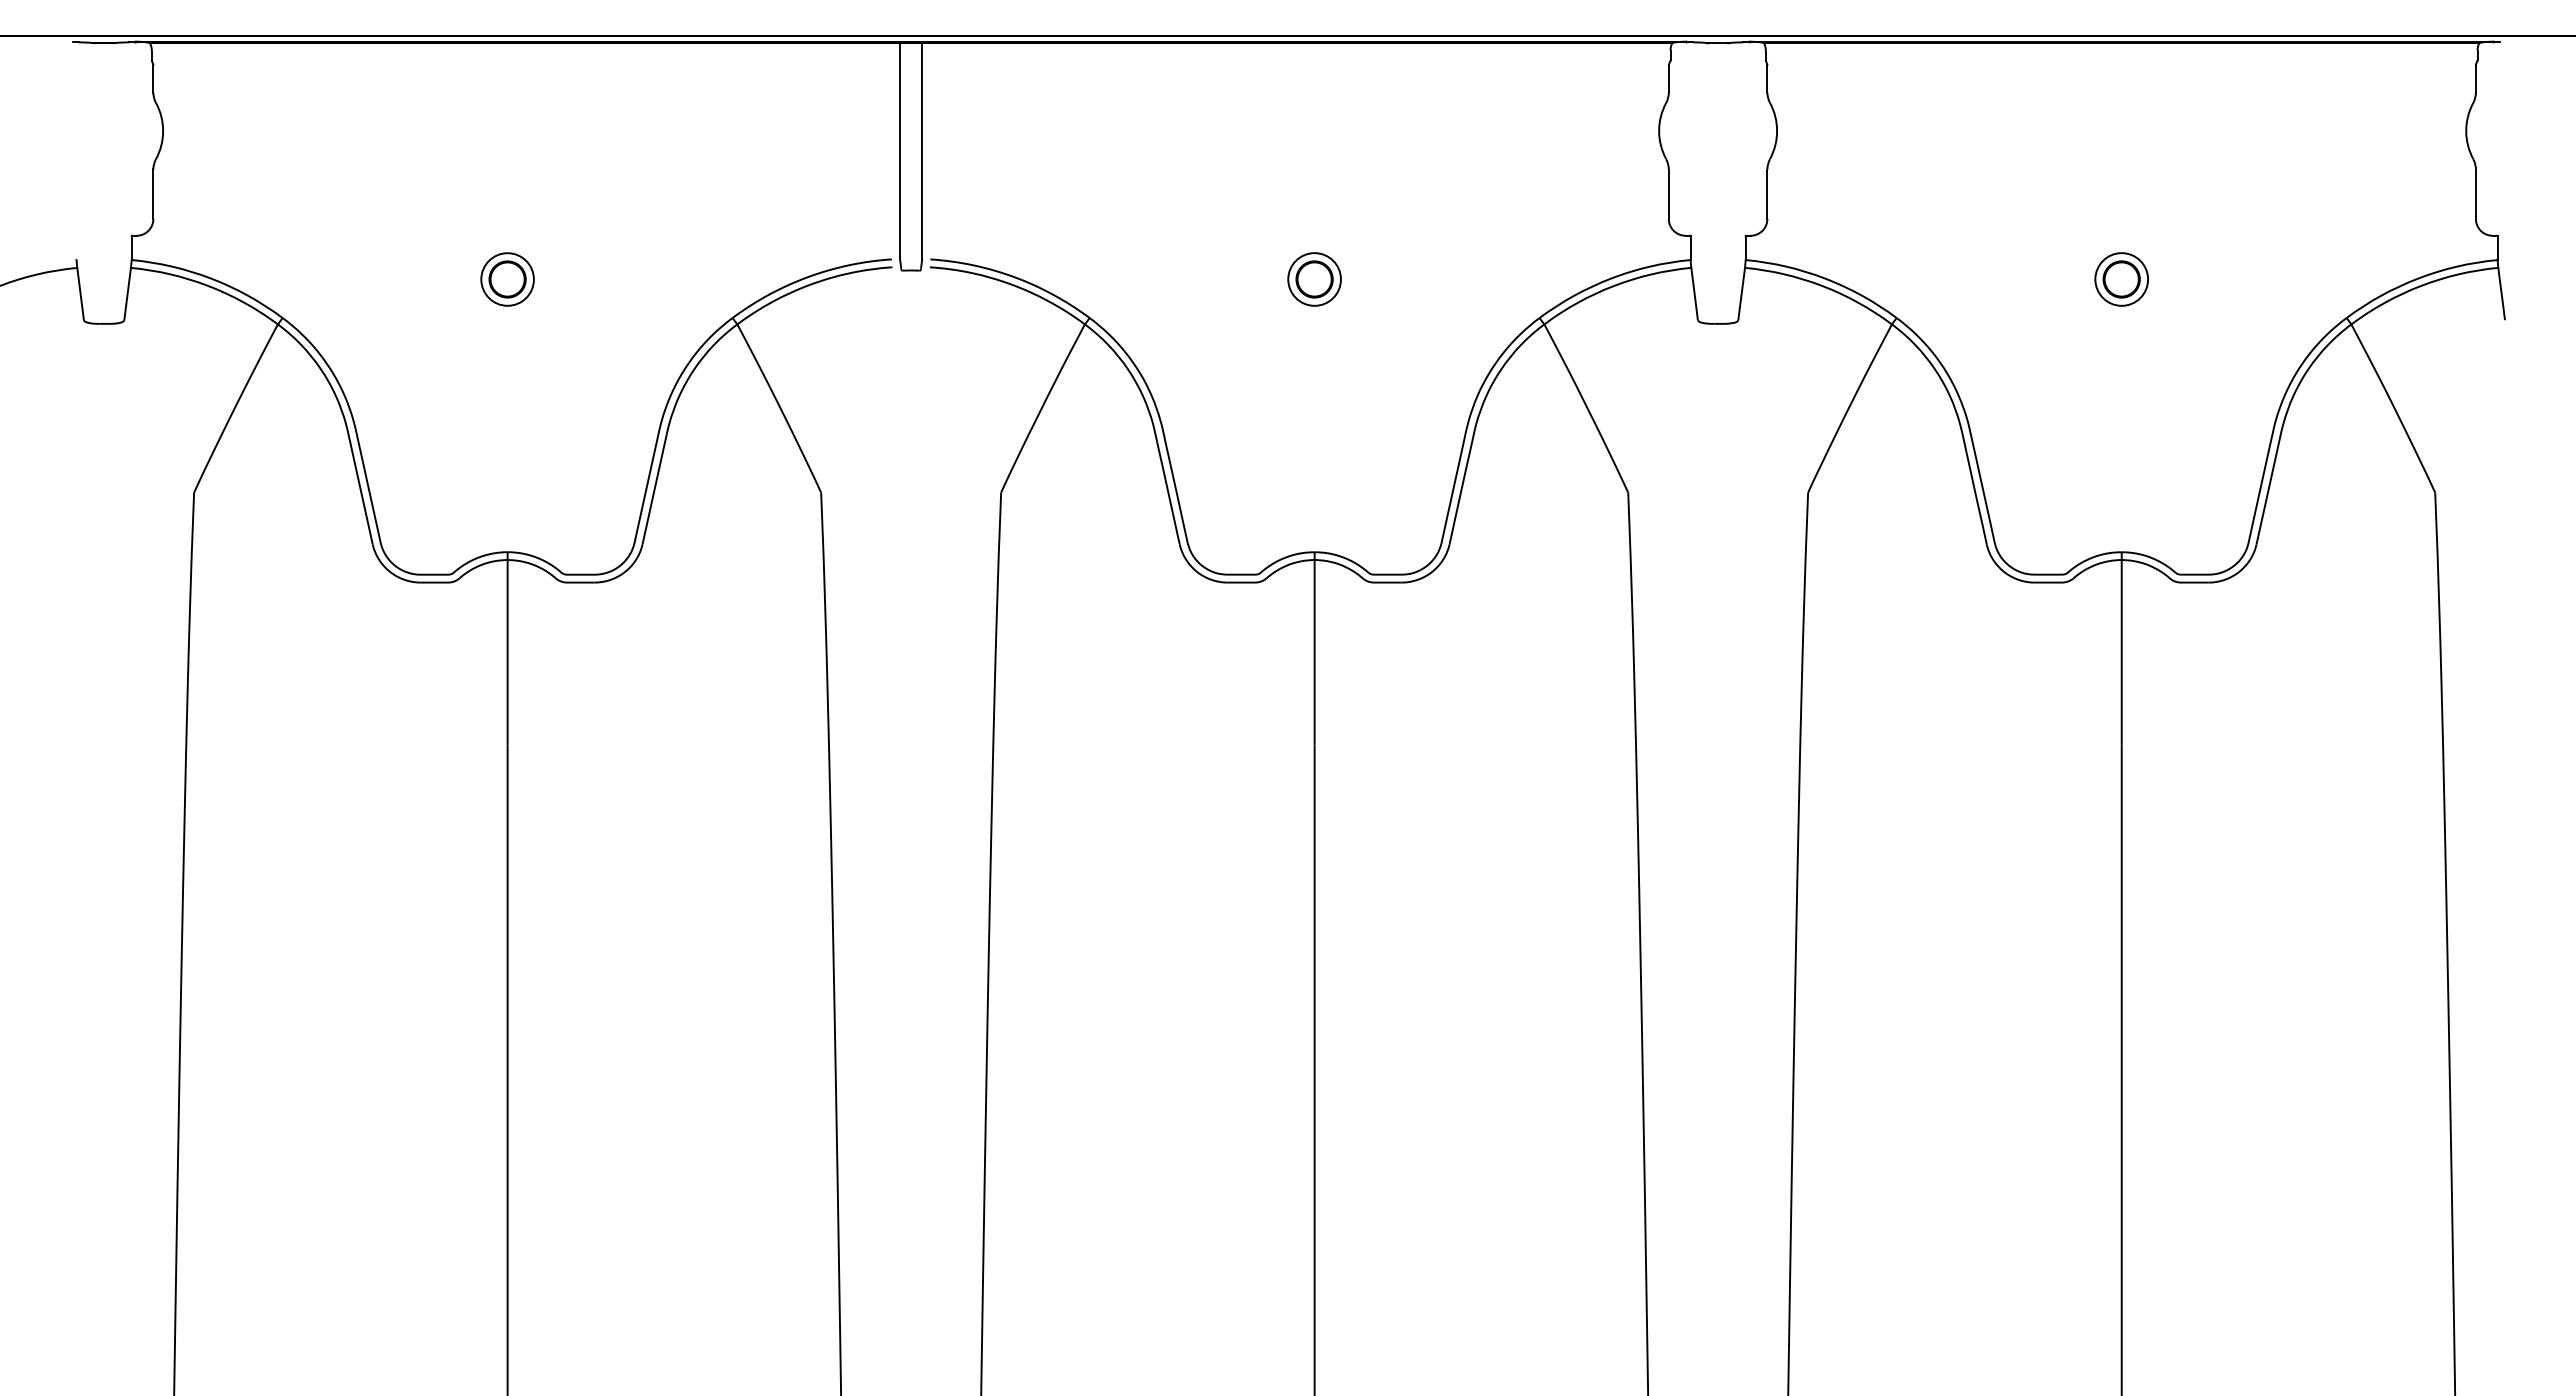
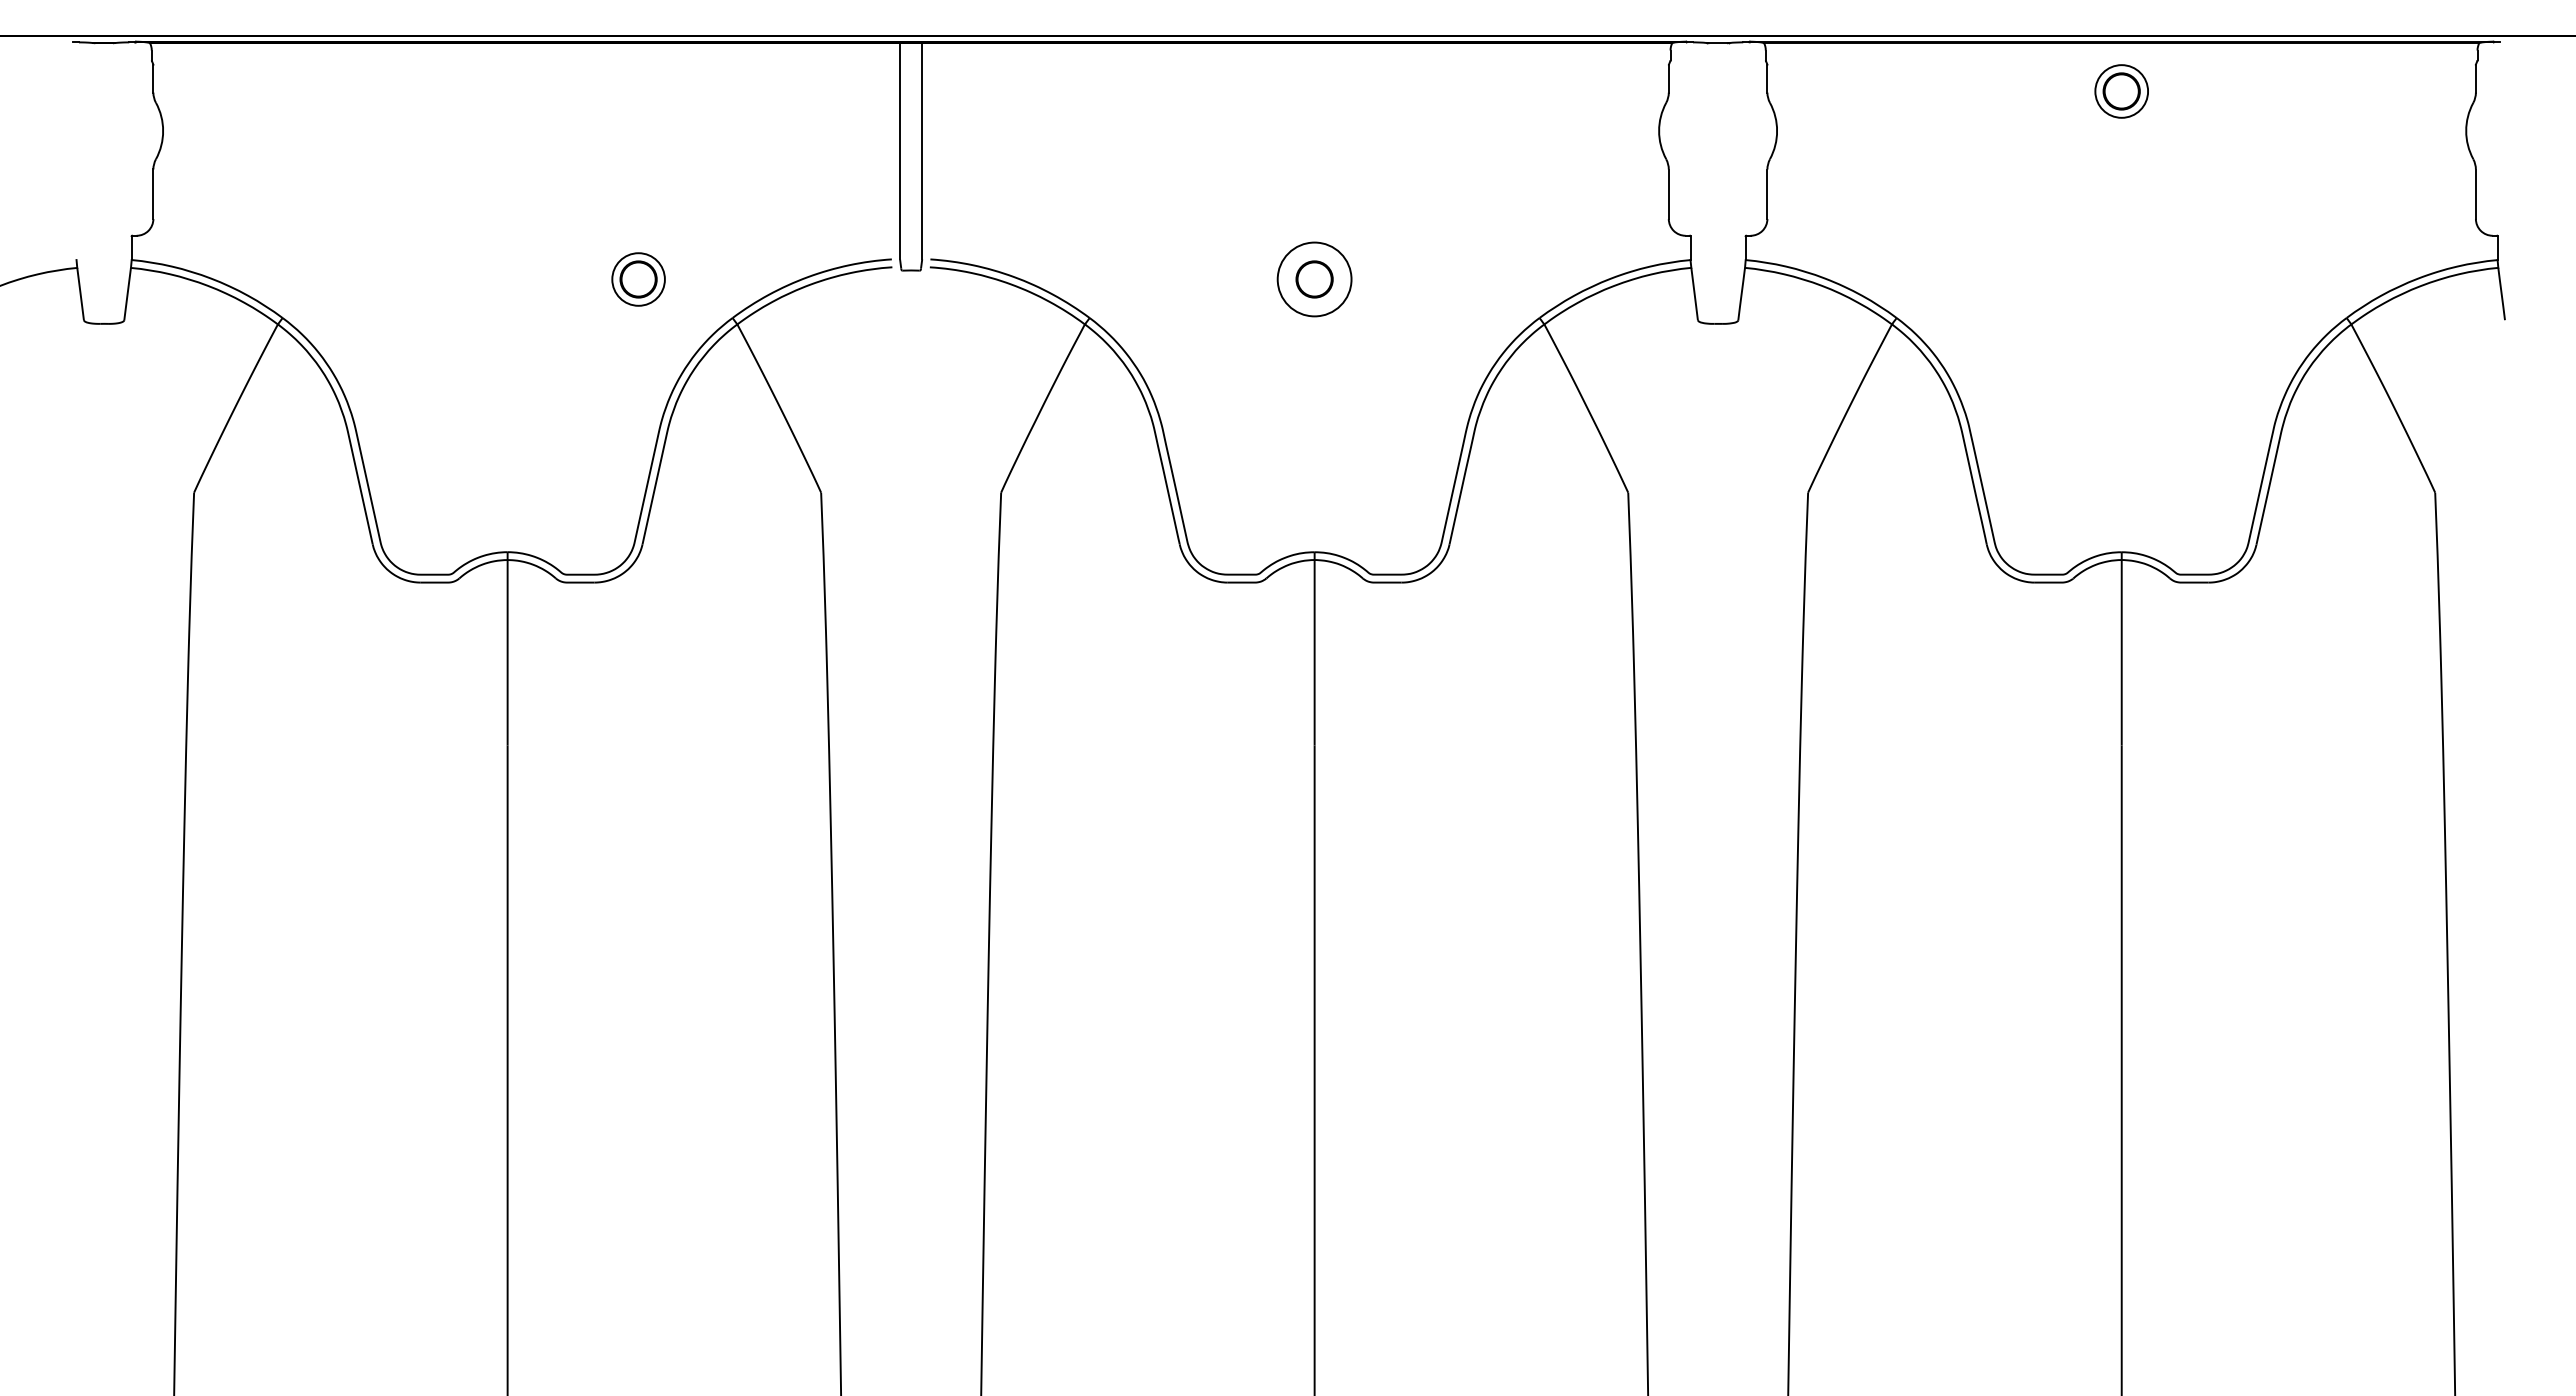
part position: (507, 279) -> (638, 279) (638, 279)
circle diameter: 53 px -> 74 px (1314, 279)
part position: (2121, 279) -> (2121, 91) (2121, 91)
